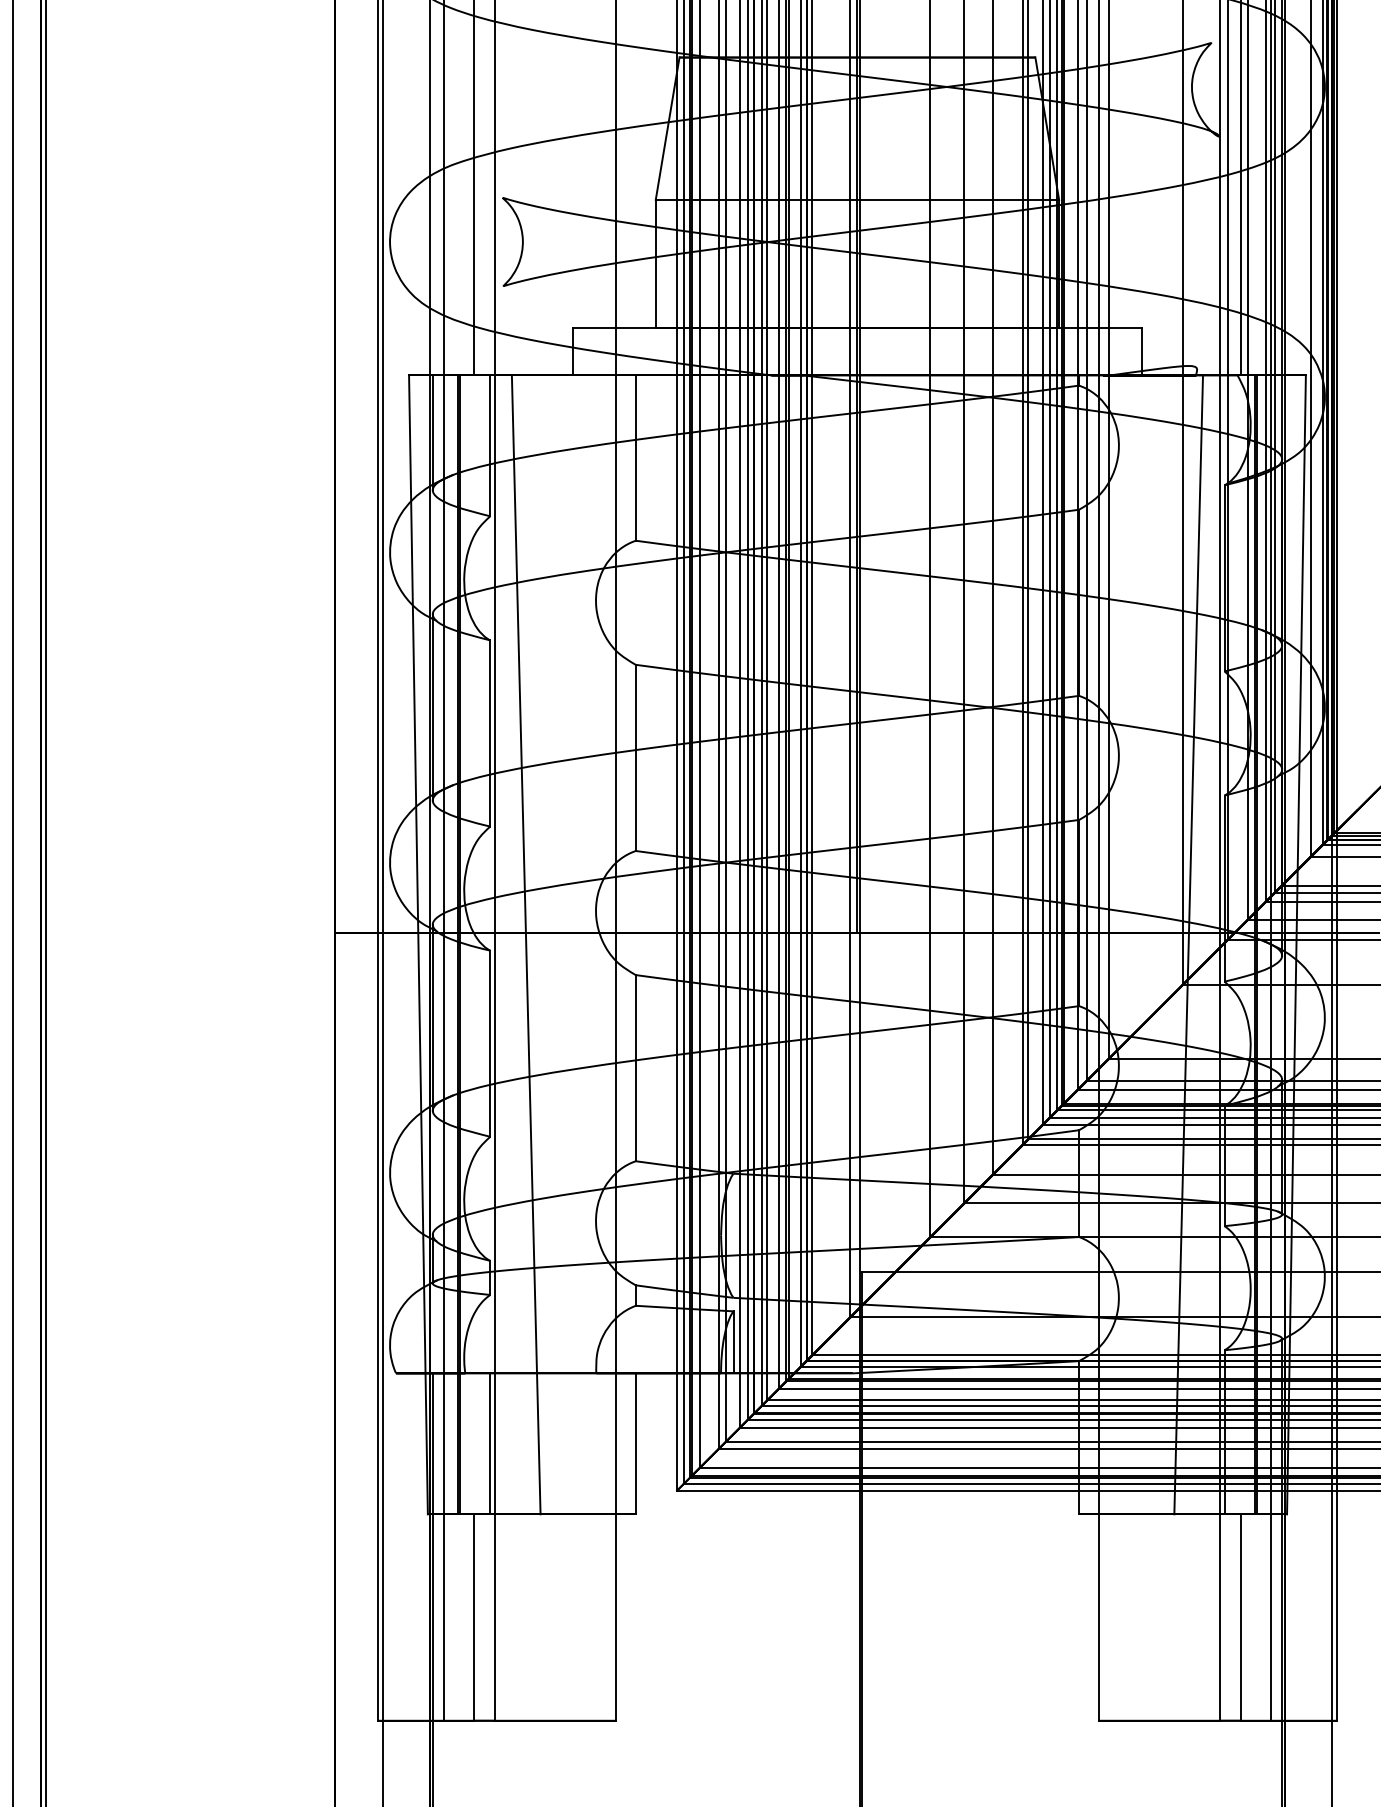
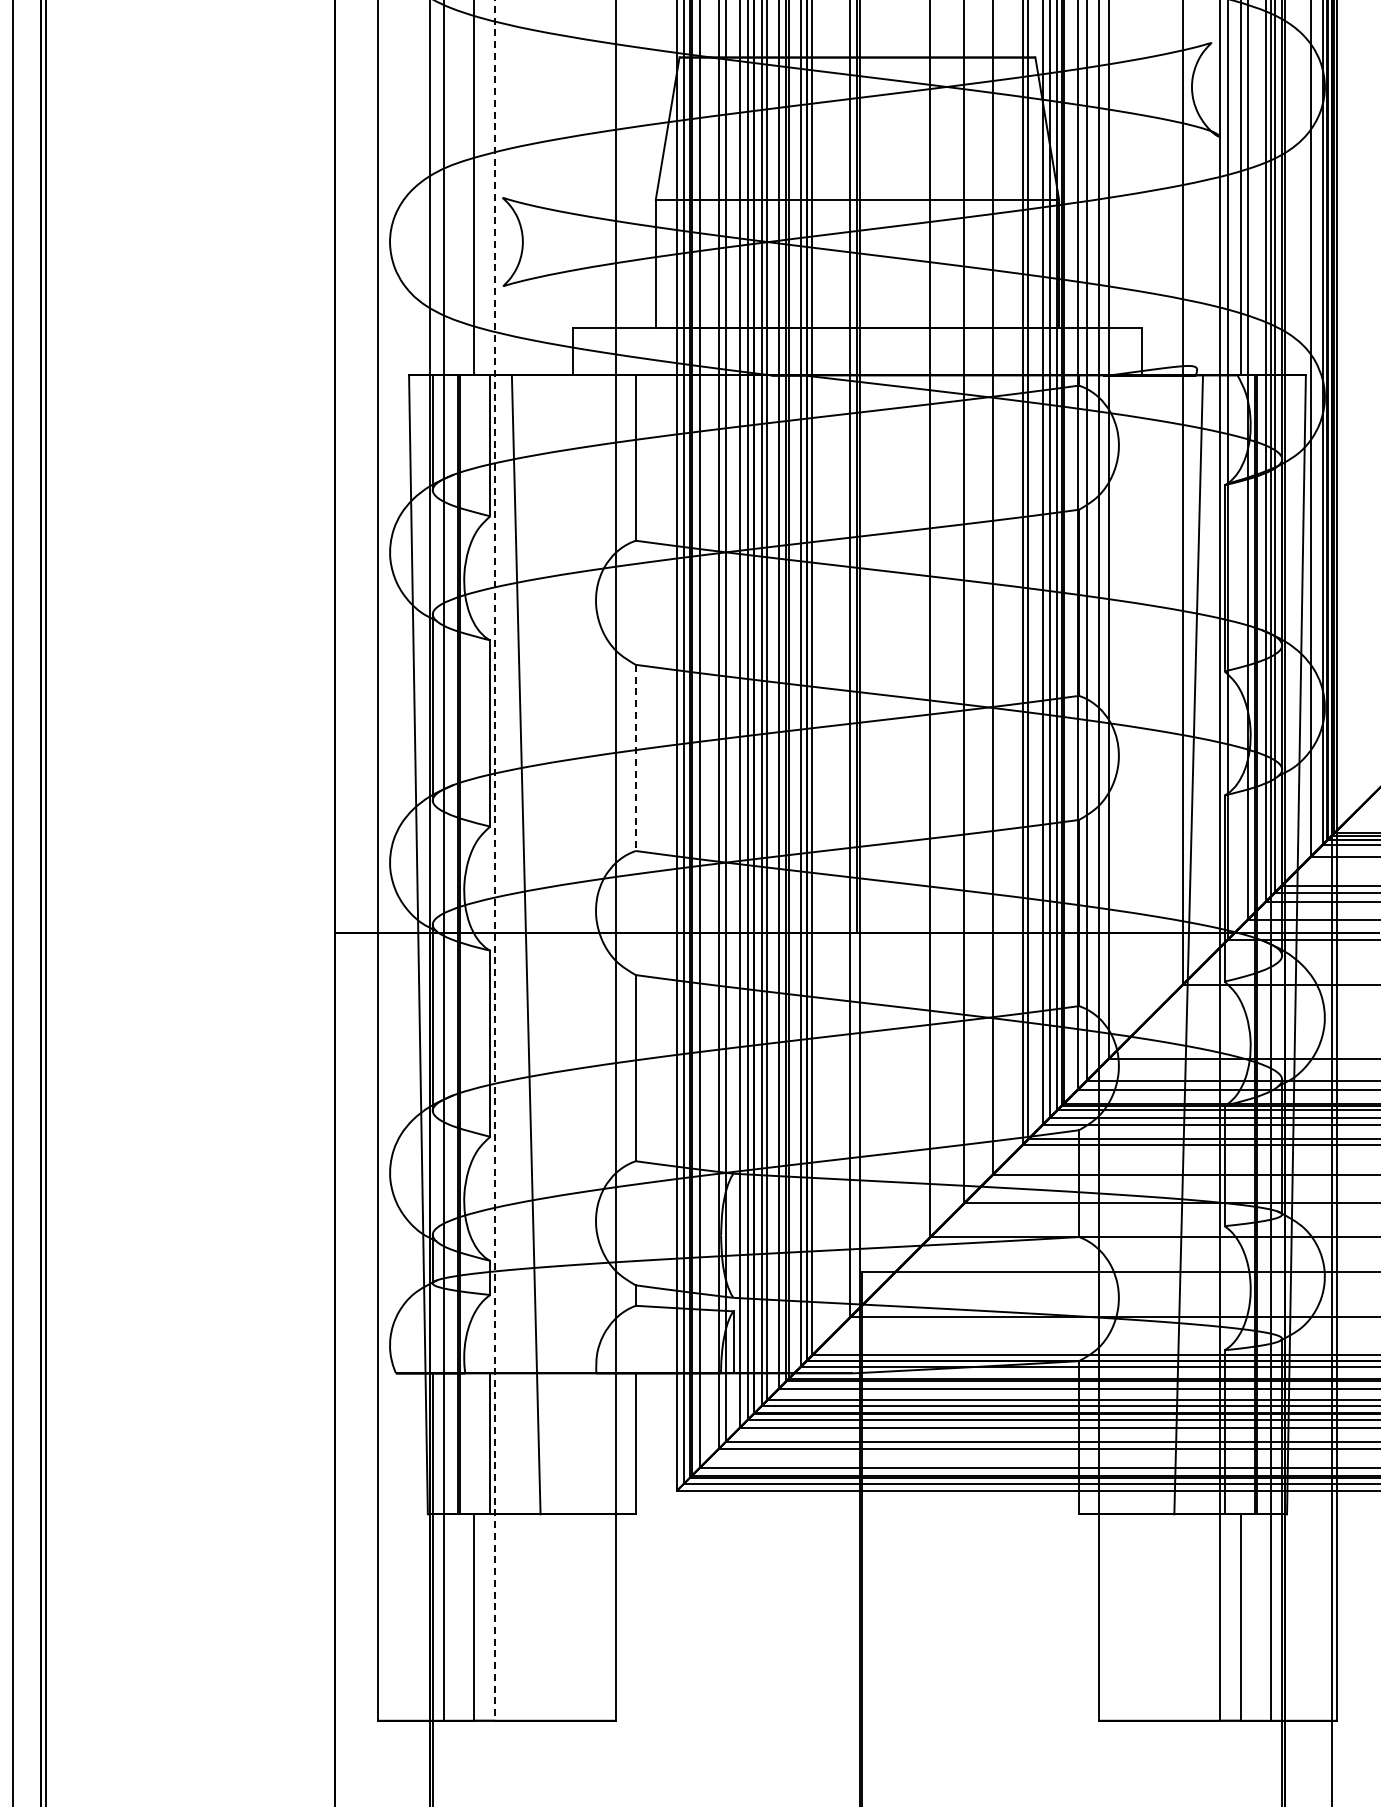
line: solid -> dashed (635, 758)
line: solid -> dashed (495, 860)
line: present -> none (382, 902)
